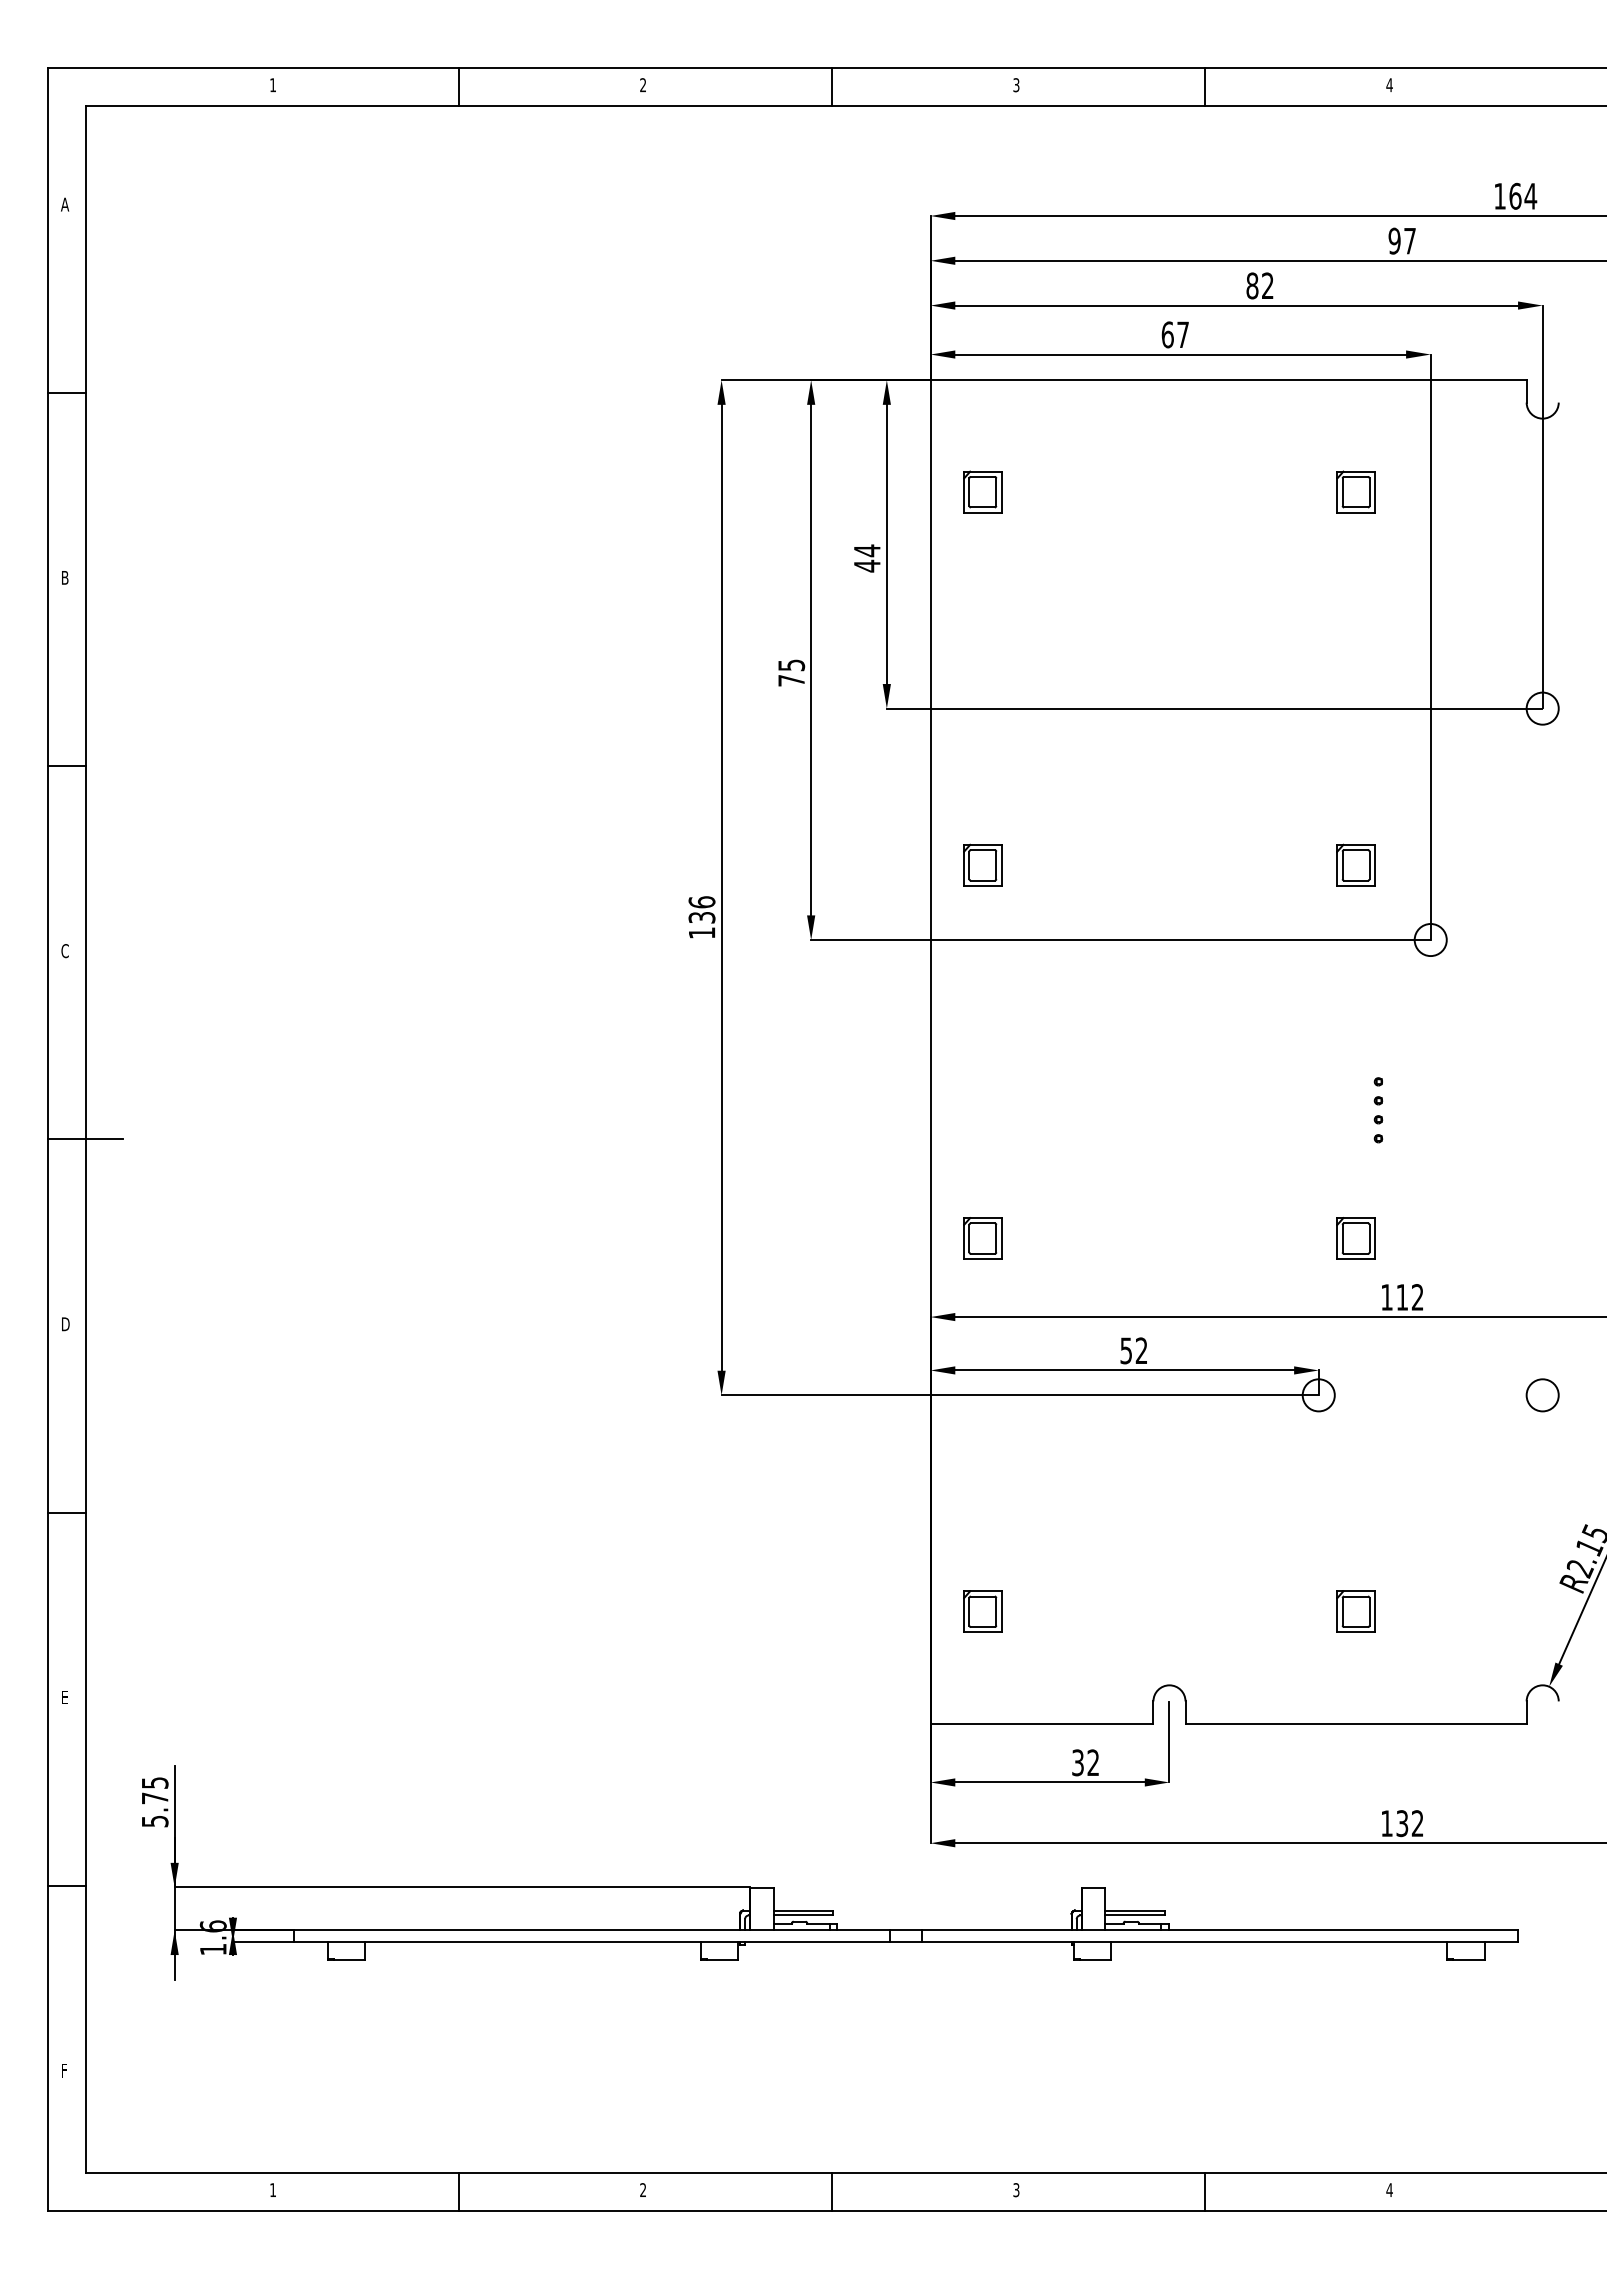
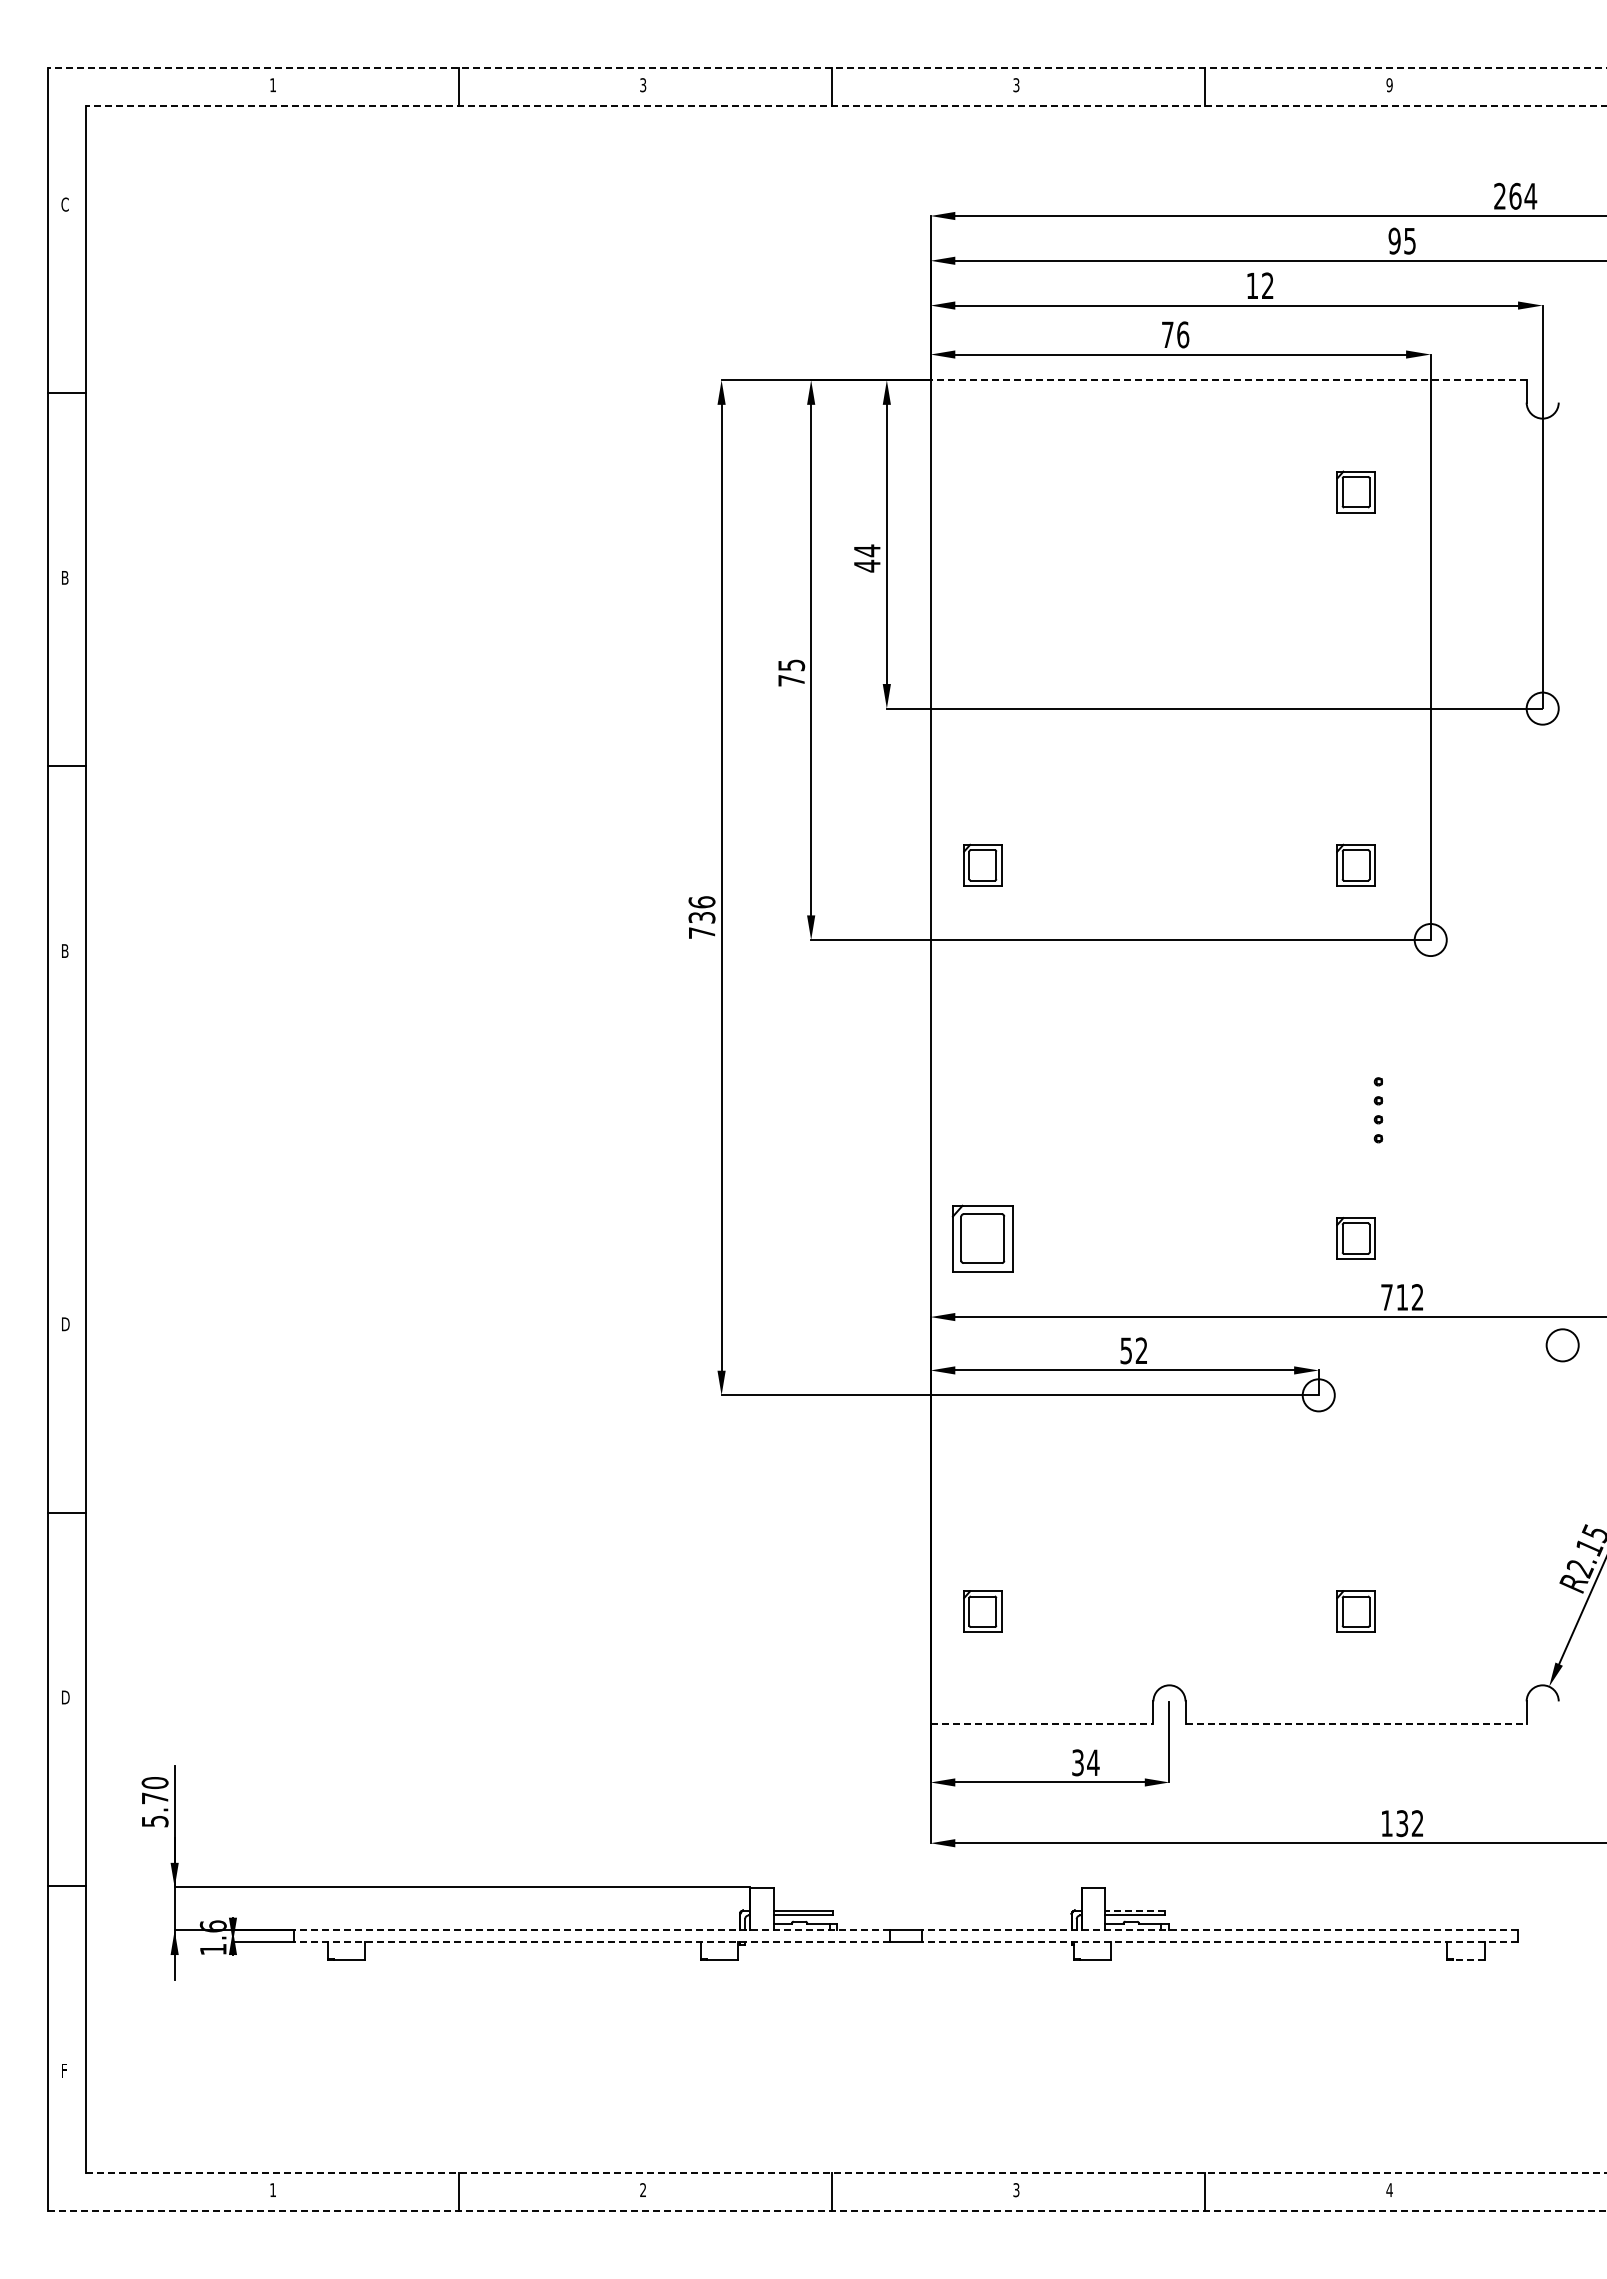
line: solid -> dashed (827, 68)
text: 2 -> 3 (643, 85)
text: 4 -> 9 (1389, 85)
line: solid -> dashed (845, 105)
text: 164 -> 264 (1499, 195)
text: A -> C (65, 204)
text: 97 -> 95 (1409, 241)
text: 82 -> 12 (1252, 285)
text: 67 -> 76 (1175, 334)
line: solid -> dashed (1228, 380)
part: present -> none (982, 491)
text: 136 -> 736 (702, 932)
text: C -> B (64, 951)
line: present -> none (85, 1139)
part size: 40x43 px -> 63x69 px (982, 1238)
text: 112 -> 712 (1386, 1297)
circle position: (1542, 1395) -> (1562, 1345) (1562, 1345)
text: E -> D (65, 1697)
line: solid -> dashed (1042, 1723)
line: solid -> dashed (1356, 1723)
text: 32 -> 34 (1093, 1762)
text: 5.75 -> 5.70 (154, 1783)
line: solid -> dashed (1135, 1910)
line: solid -> dashed (591, 1930)
line: solid -> dashed (1219, 1930)
line: solid -> dashed (591, 1942)
line: solid -> dashed (1219, 1942)
line: solid -> dashed (1469, 1960)
line: solid -> dashed (846, 2173)
line: solid -> dashed (828, 2210)
